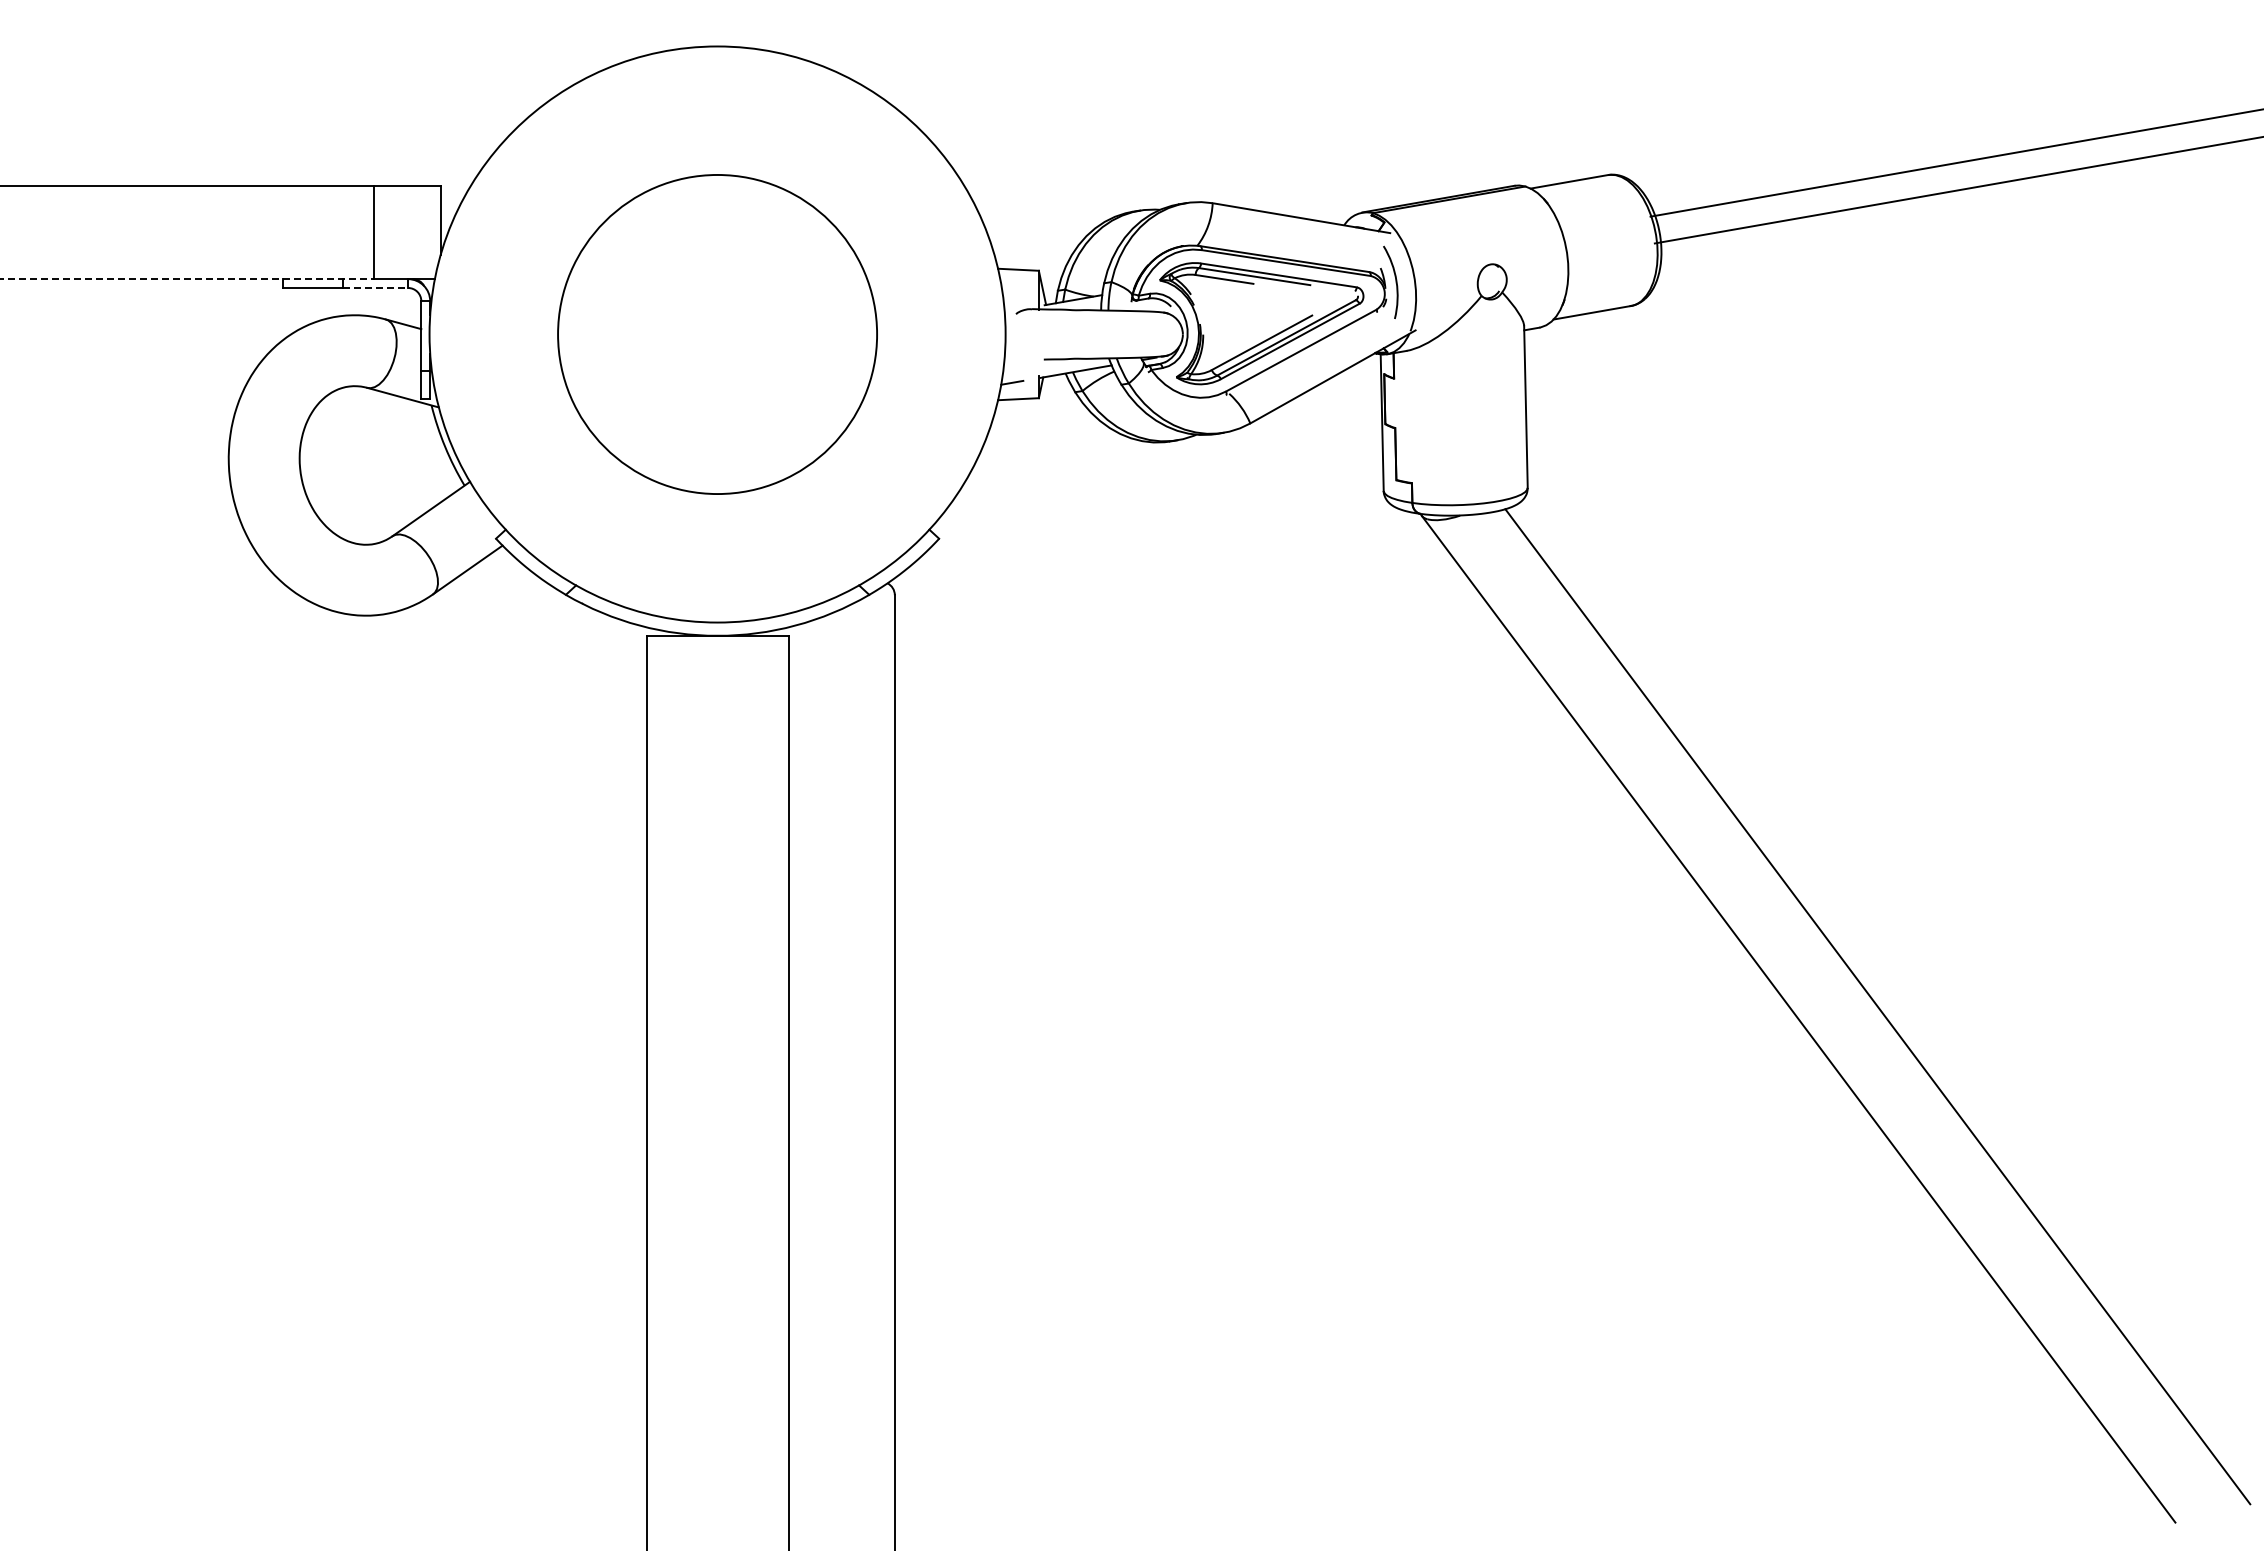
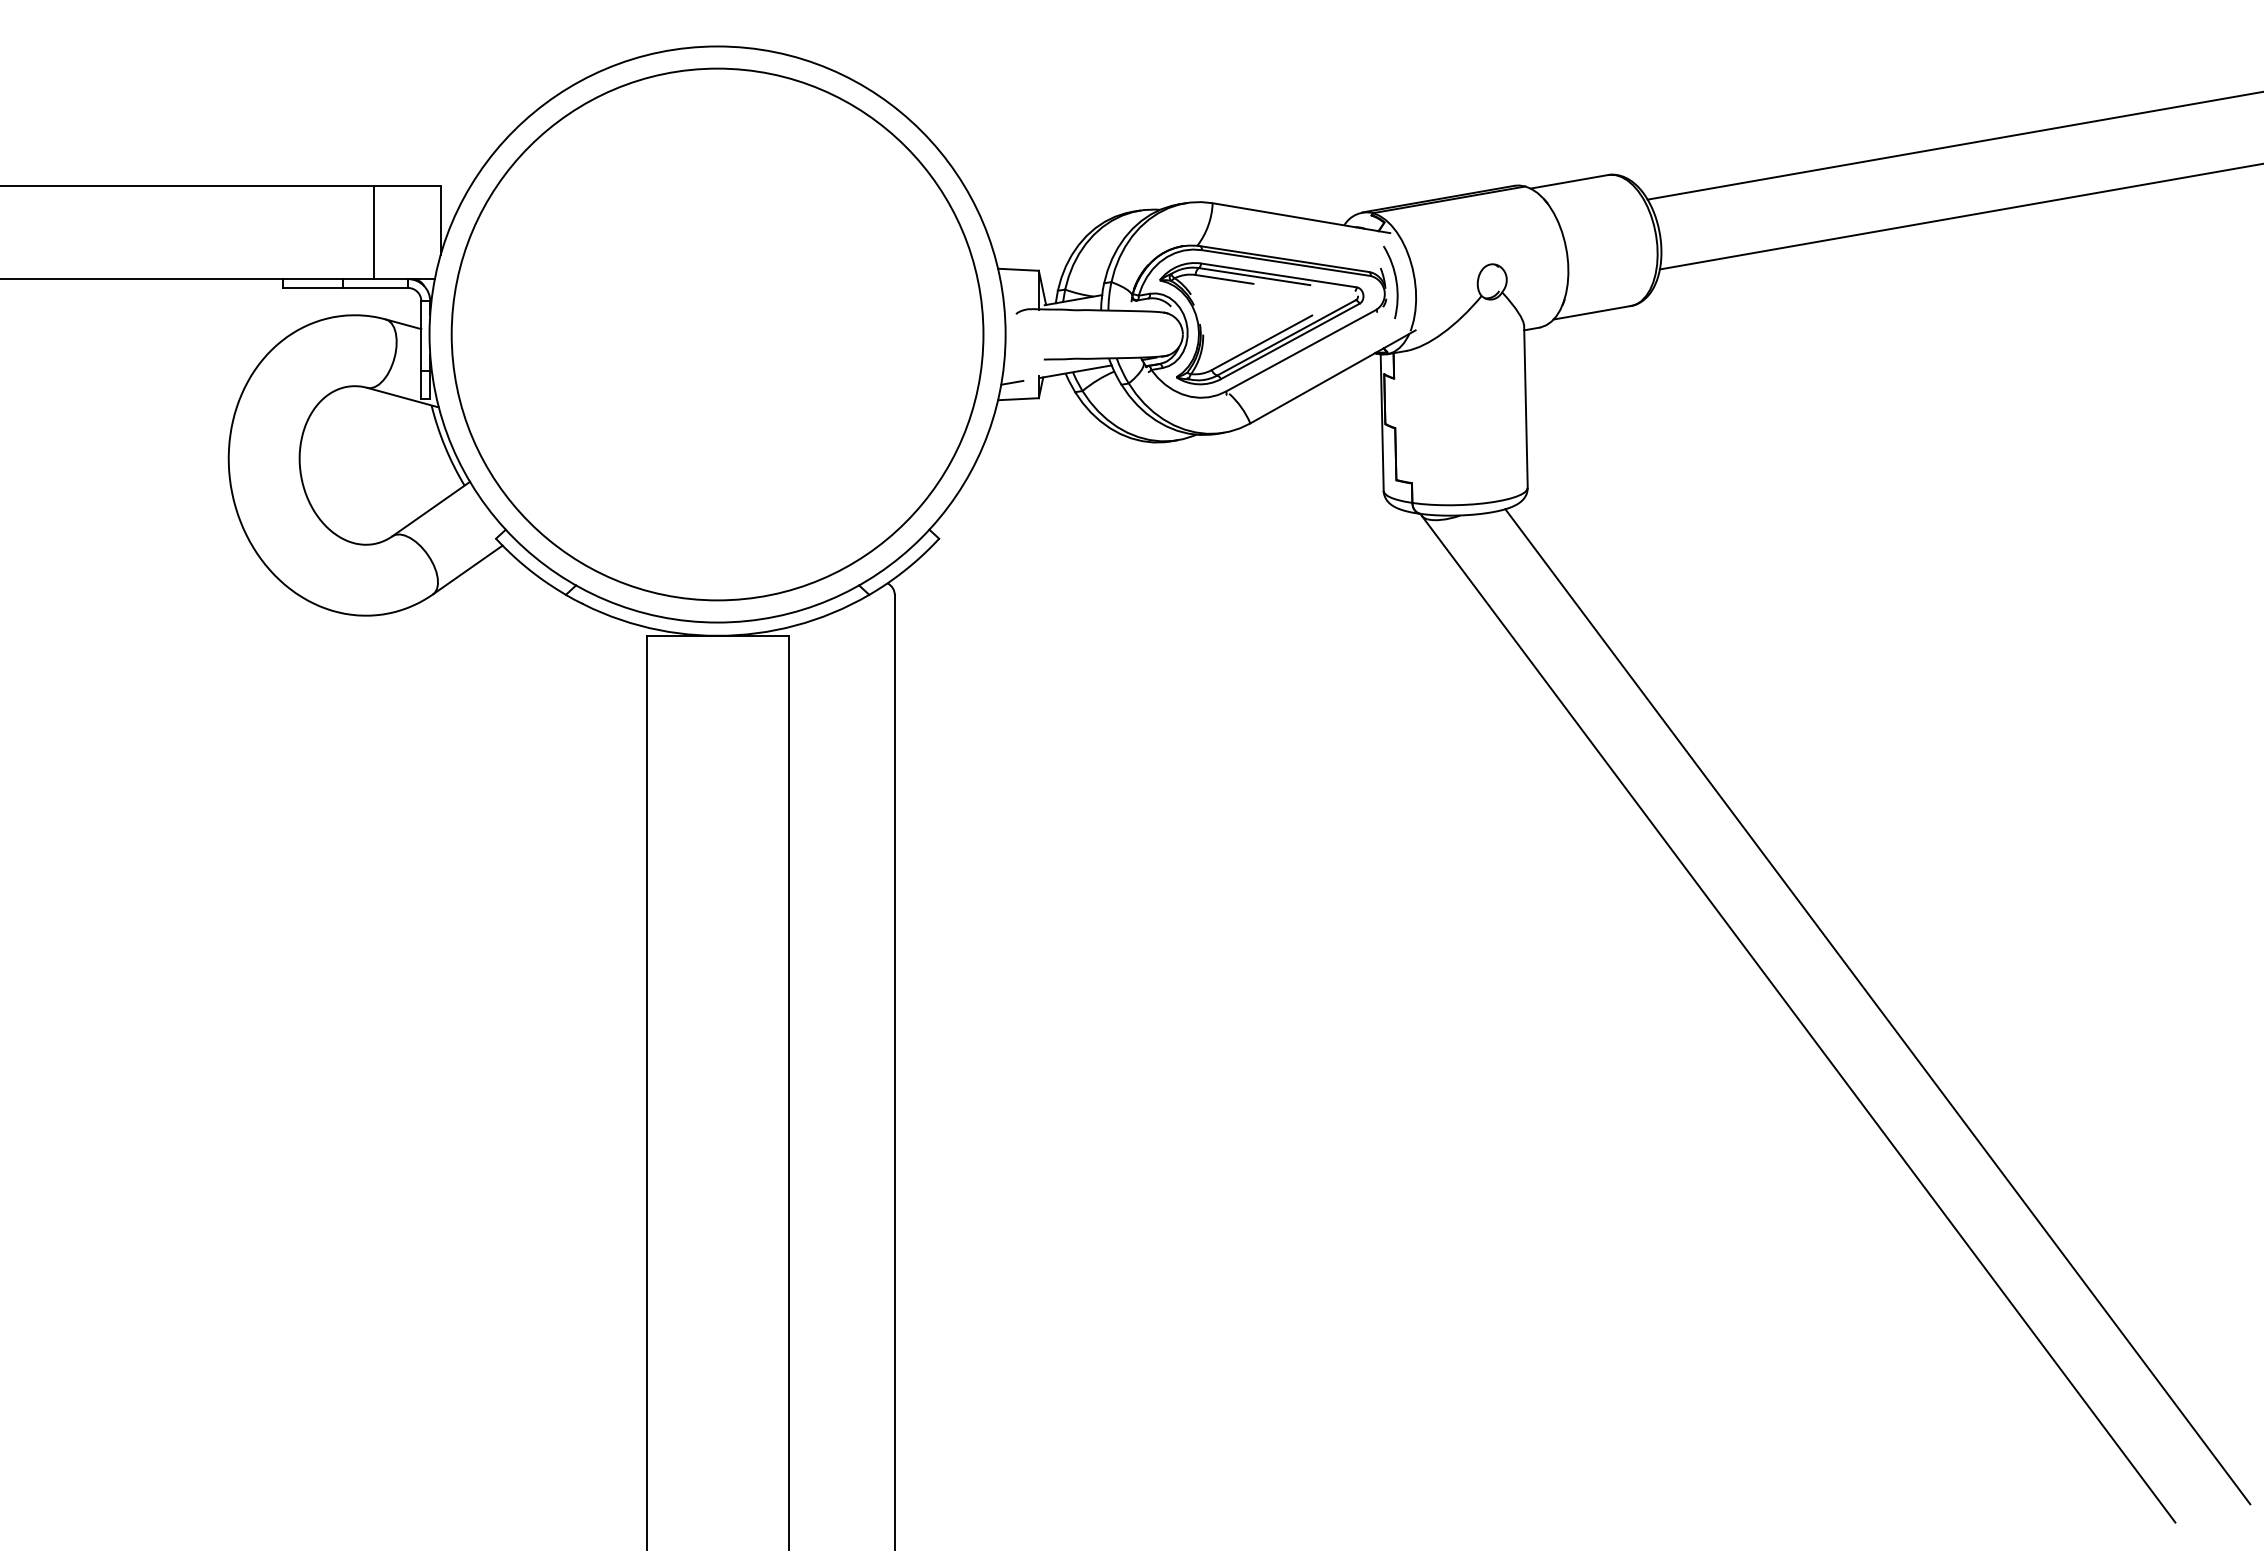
line position: (1955, 162) -> (1953, 145) (1953, 145)
line position: (1957, 190) -> (1959, 216) (1959, 216)
line: dashed -> solid (187, 279)
line: dashed -> solid (376, 287)
circle diameter: 319 px -> 532 px (717, 334)
